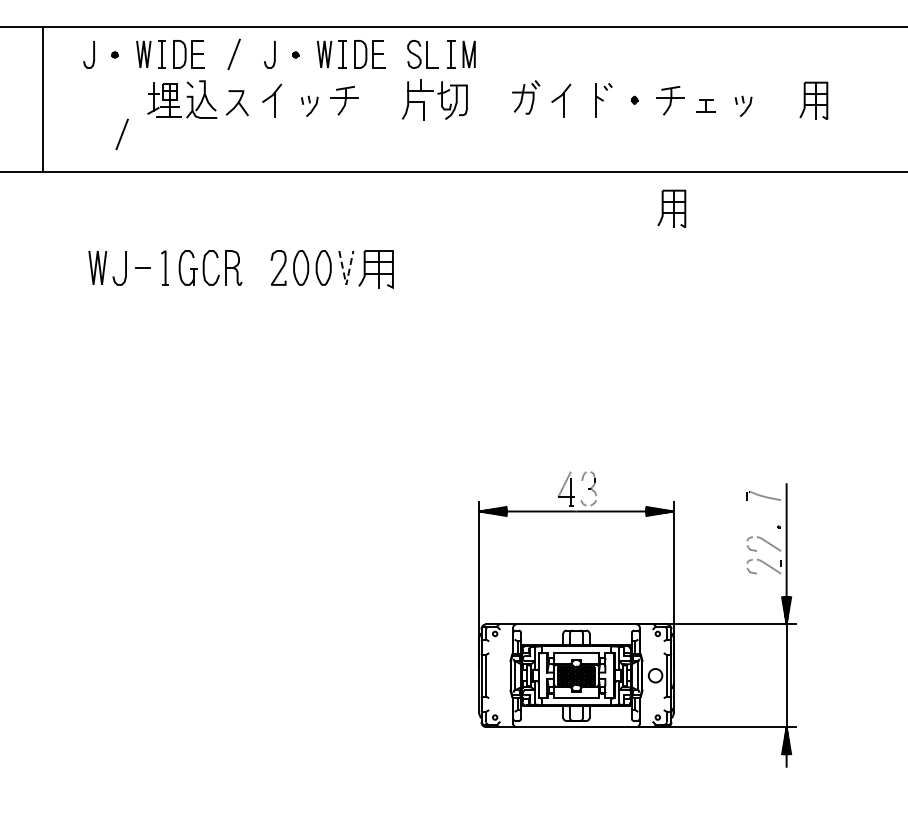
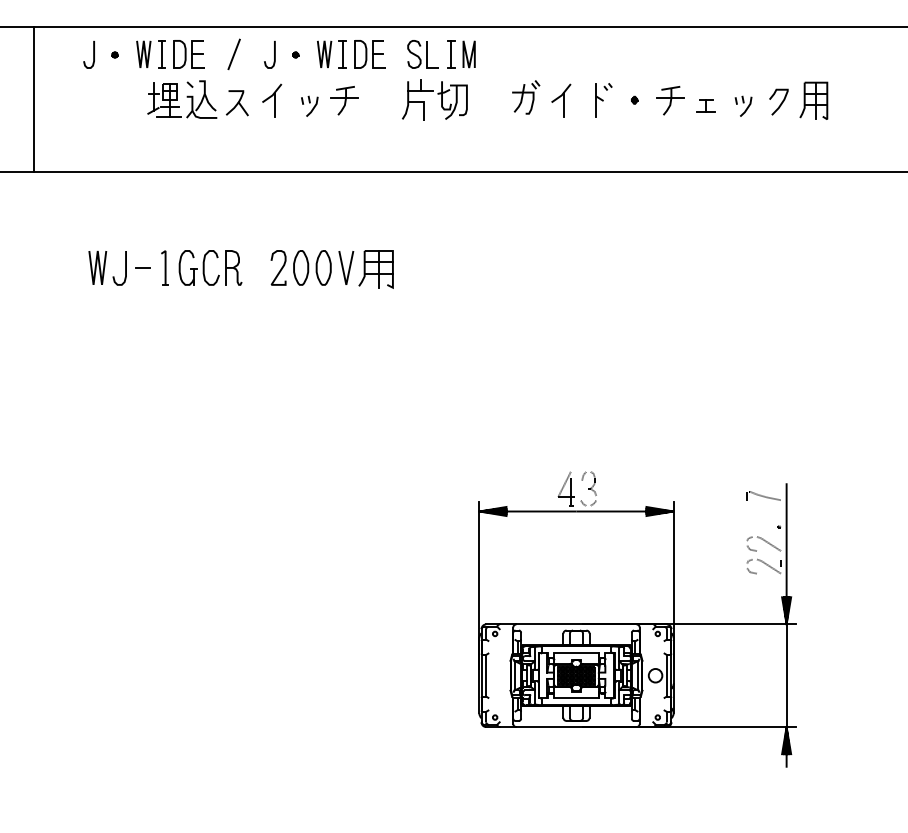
line position: (43, 99) -> (34, 99) (34, 99)
curve: none -> present (780, 103)
line: present -> none (121, 134)
part: present -> none (671, 208)
line: dashed -> solid (346, 284)
